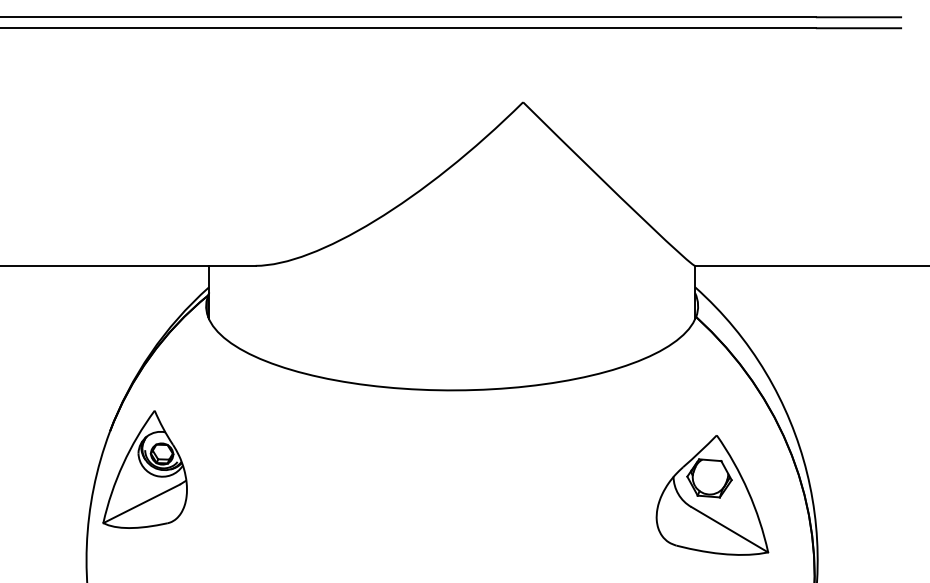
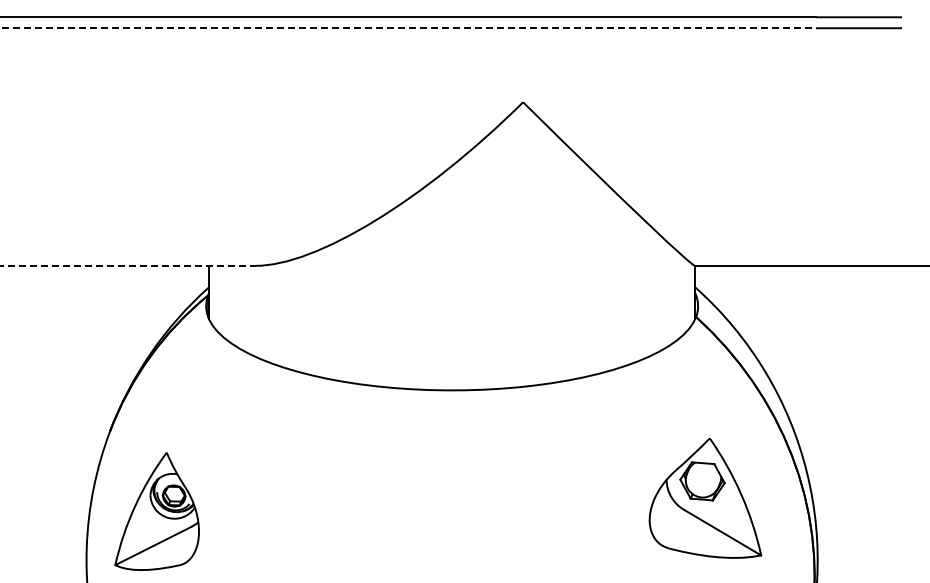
line: solid -> dashed (407, 28)
line: solid -> dashed (128, 265)
part position: (144, 469) -> (156, 511) (156, 511)
part position: (712, 495) -> (705, 498) (705, 498)
